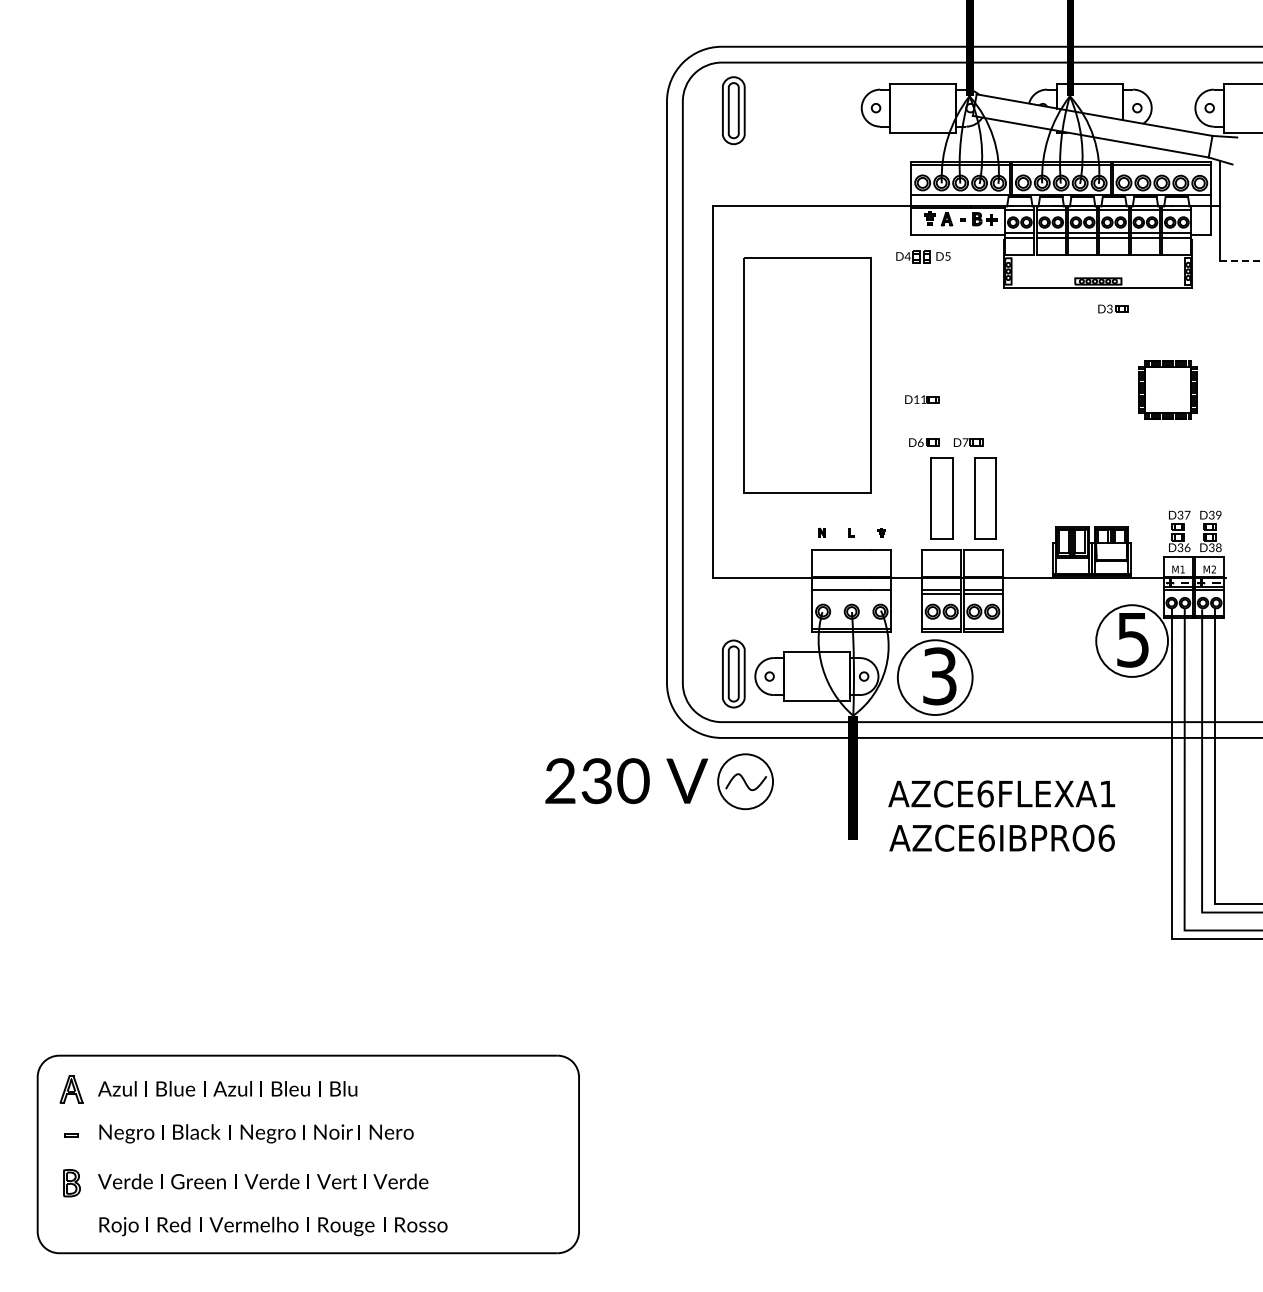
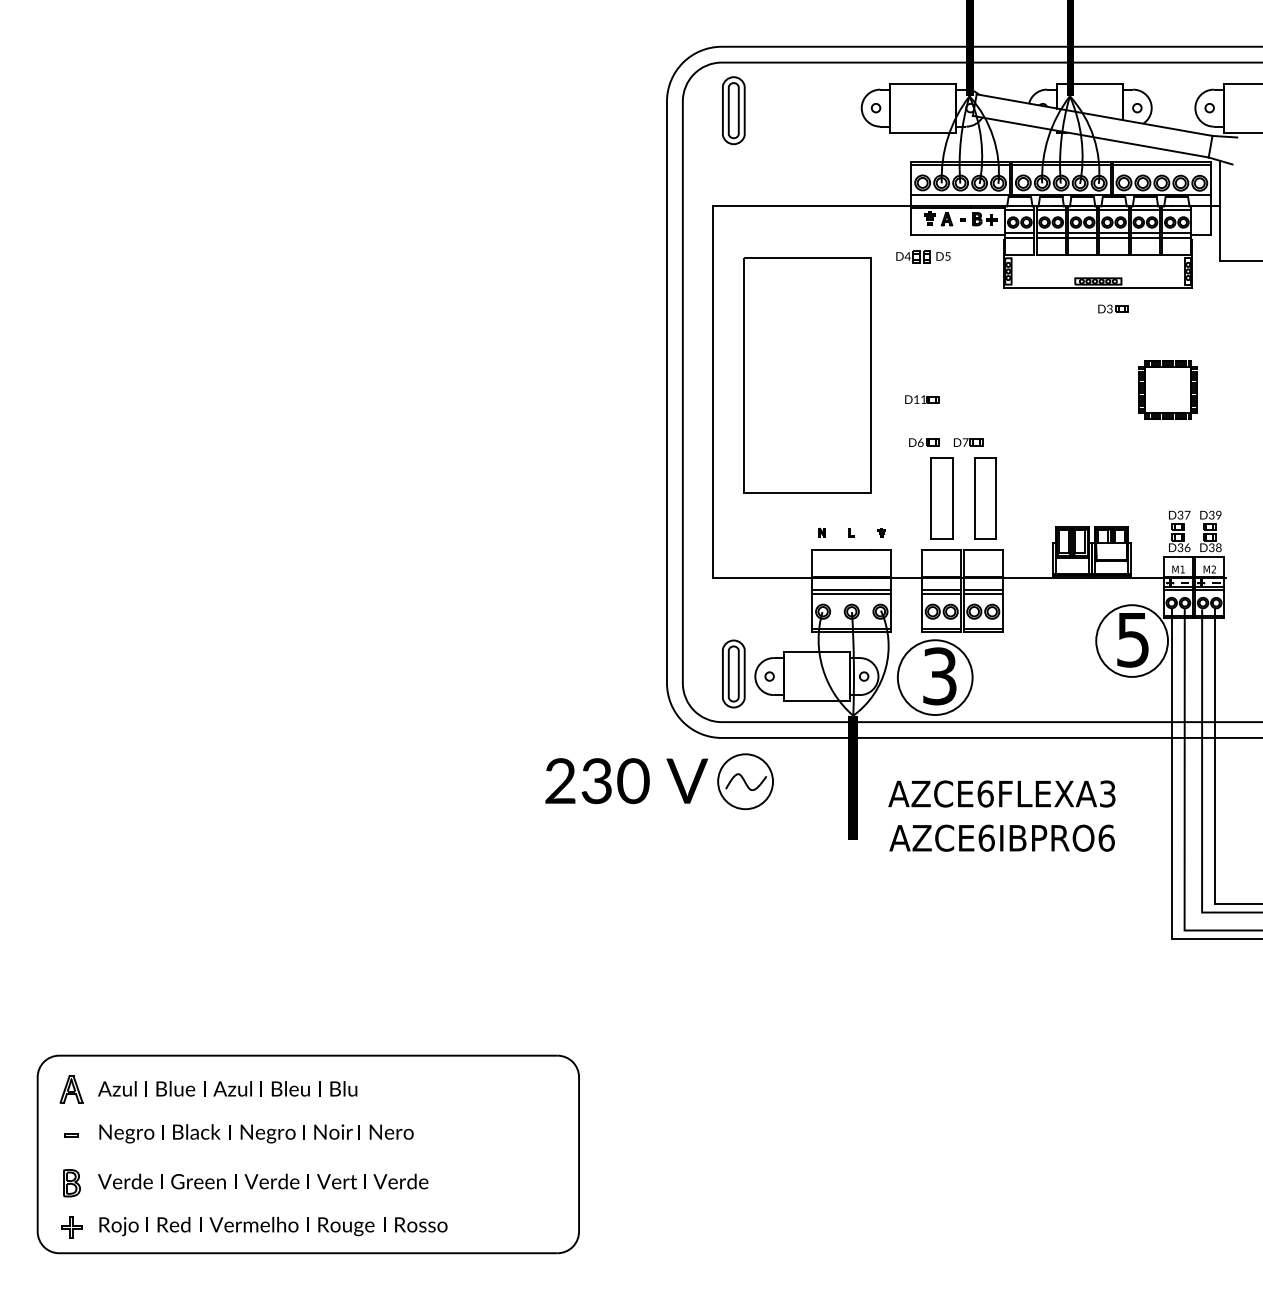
line: dashed -> solid (1241, 260)
line: none -> present (851, 594)
text: AZCE6FLEXA1 -> AZCE6FLEXA3 (1107, 793)
part: none -> present (71, 1227)
